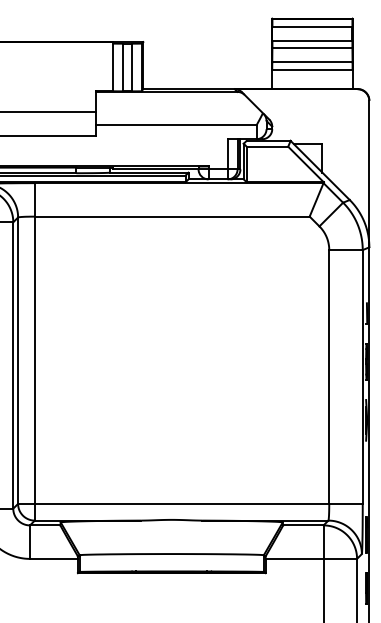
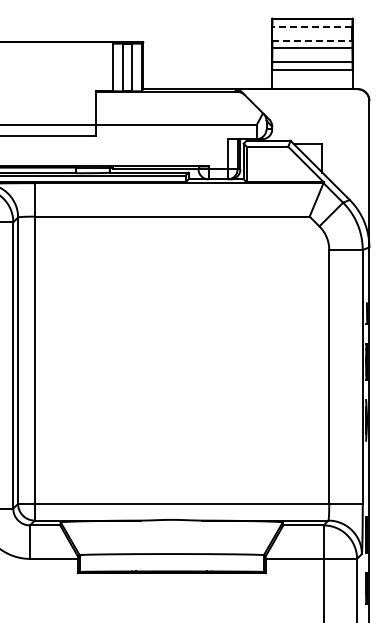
line: solid -> dashed (312, 27)
line: solid -> dashed (312, 40)
line position: (49, 112) -> (49, 125) (49, 125)
